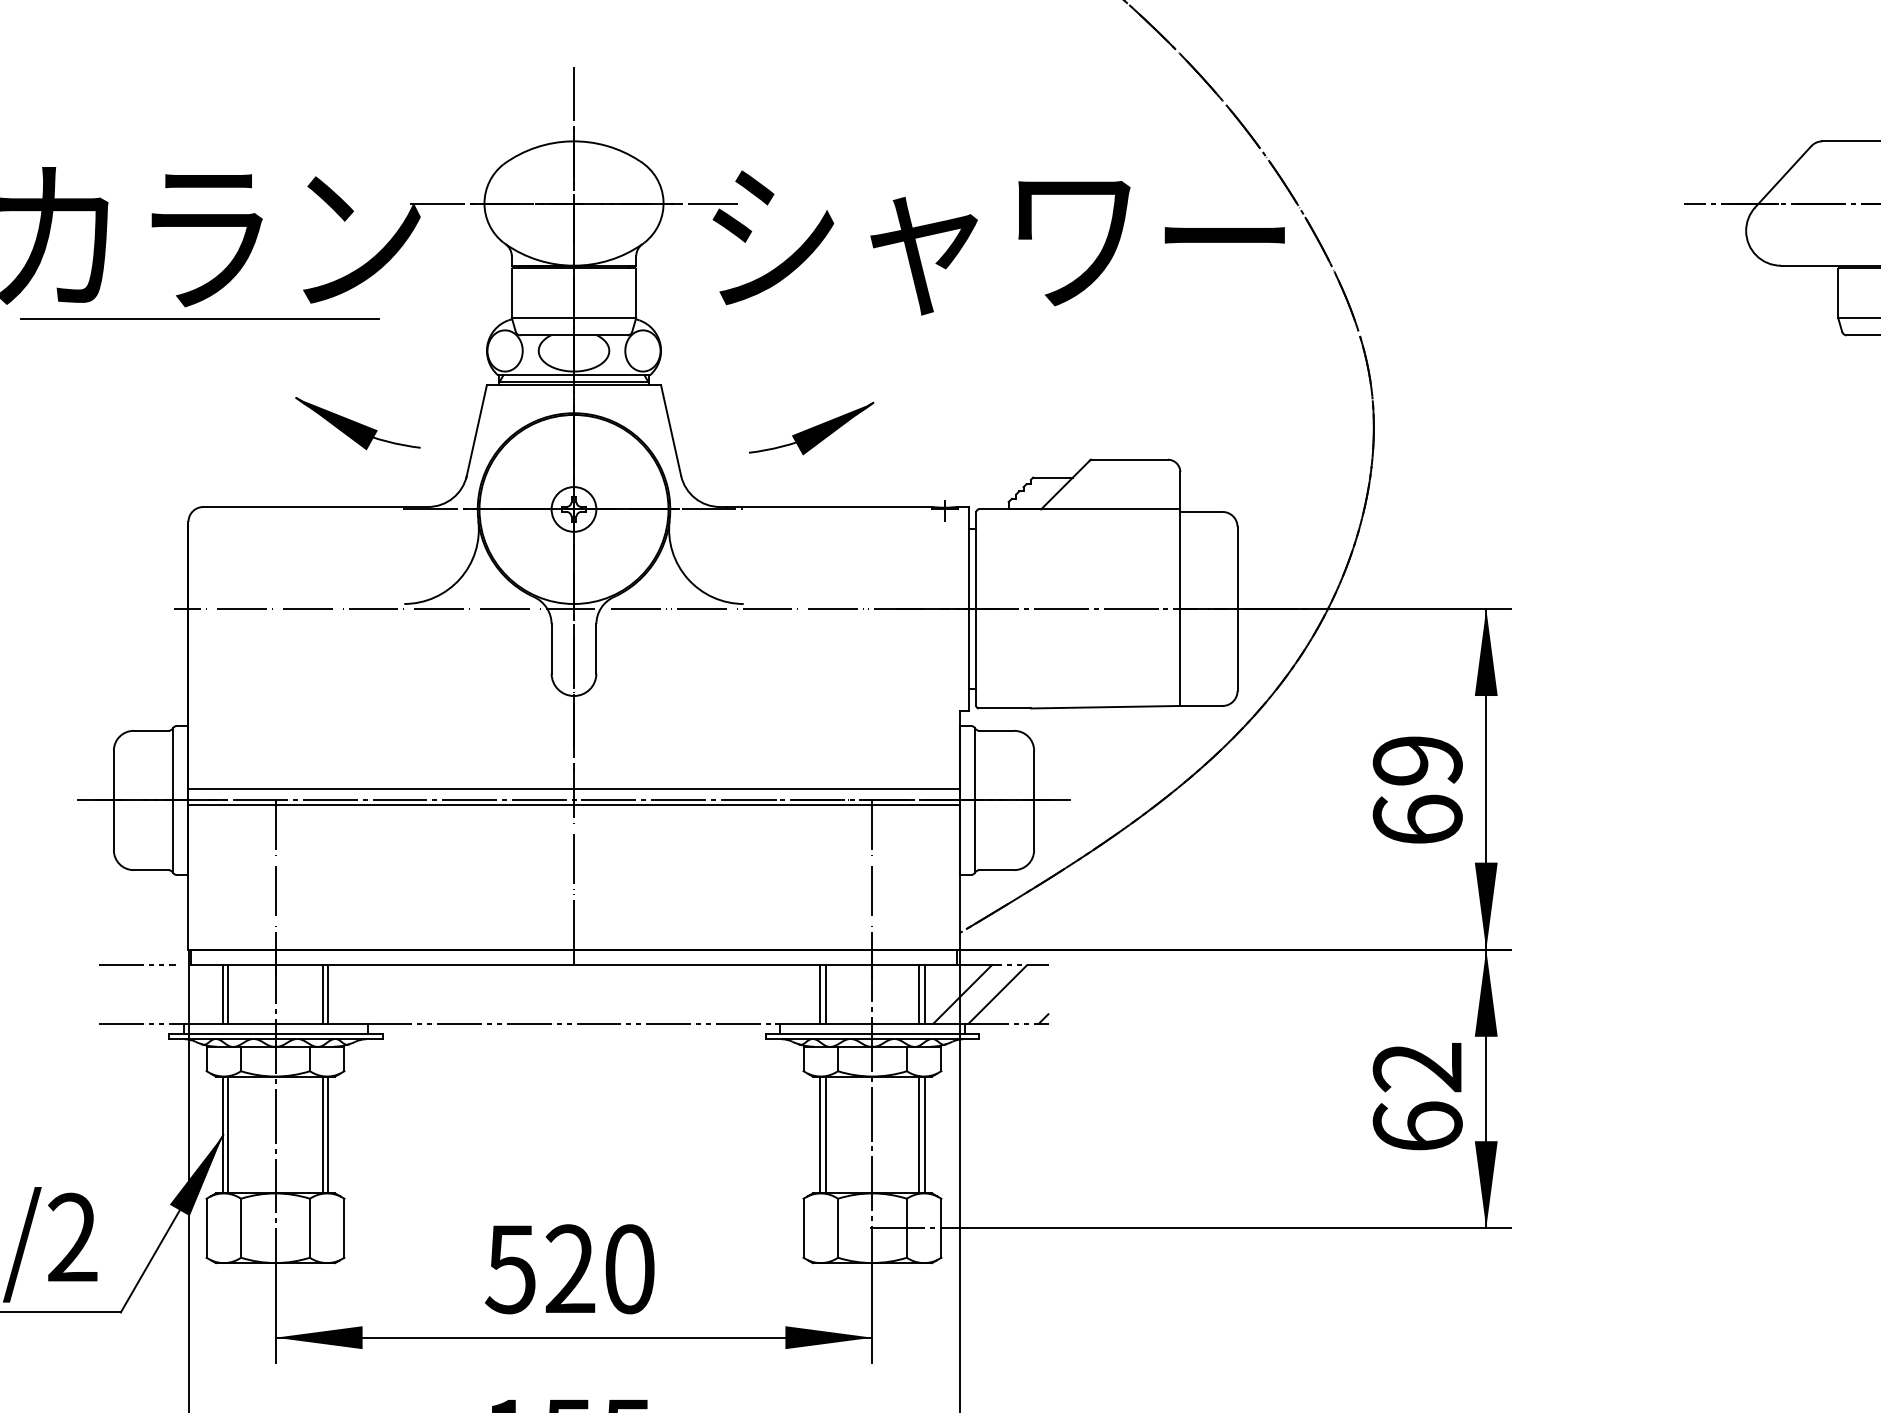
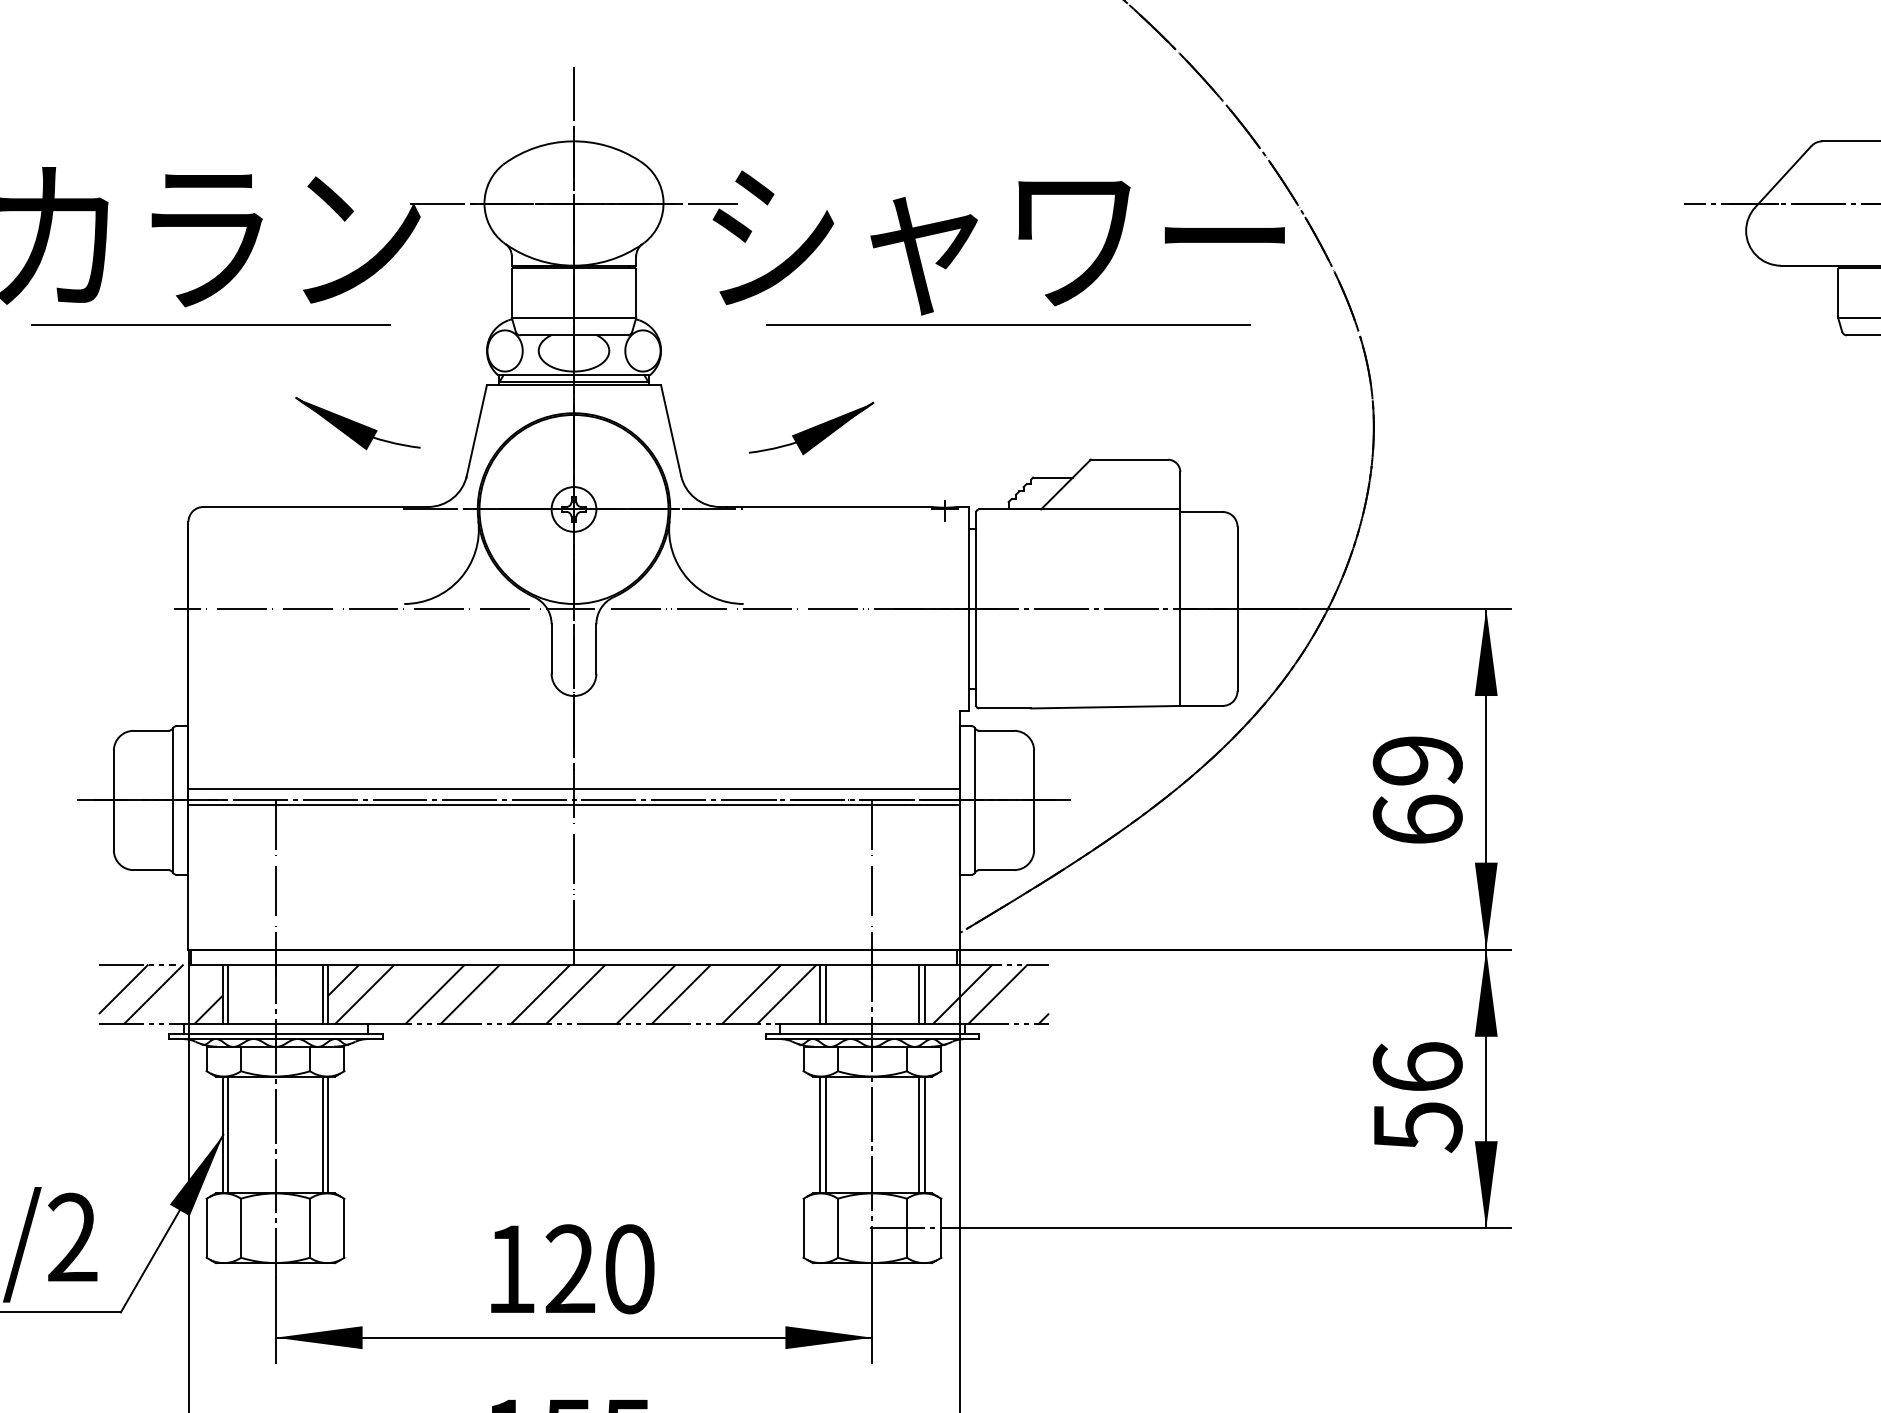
line position: (199, 318) -> (210, 324) (210, 324)
line: none -> present (1008, 325)
hatch: none -> present (160, 994)
hatch: none -> present (571, 994)
text: 62 -> 56 (1417, 1097)
text: 520 -> 120 (510, 1269)
